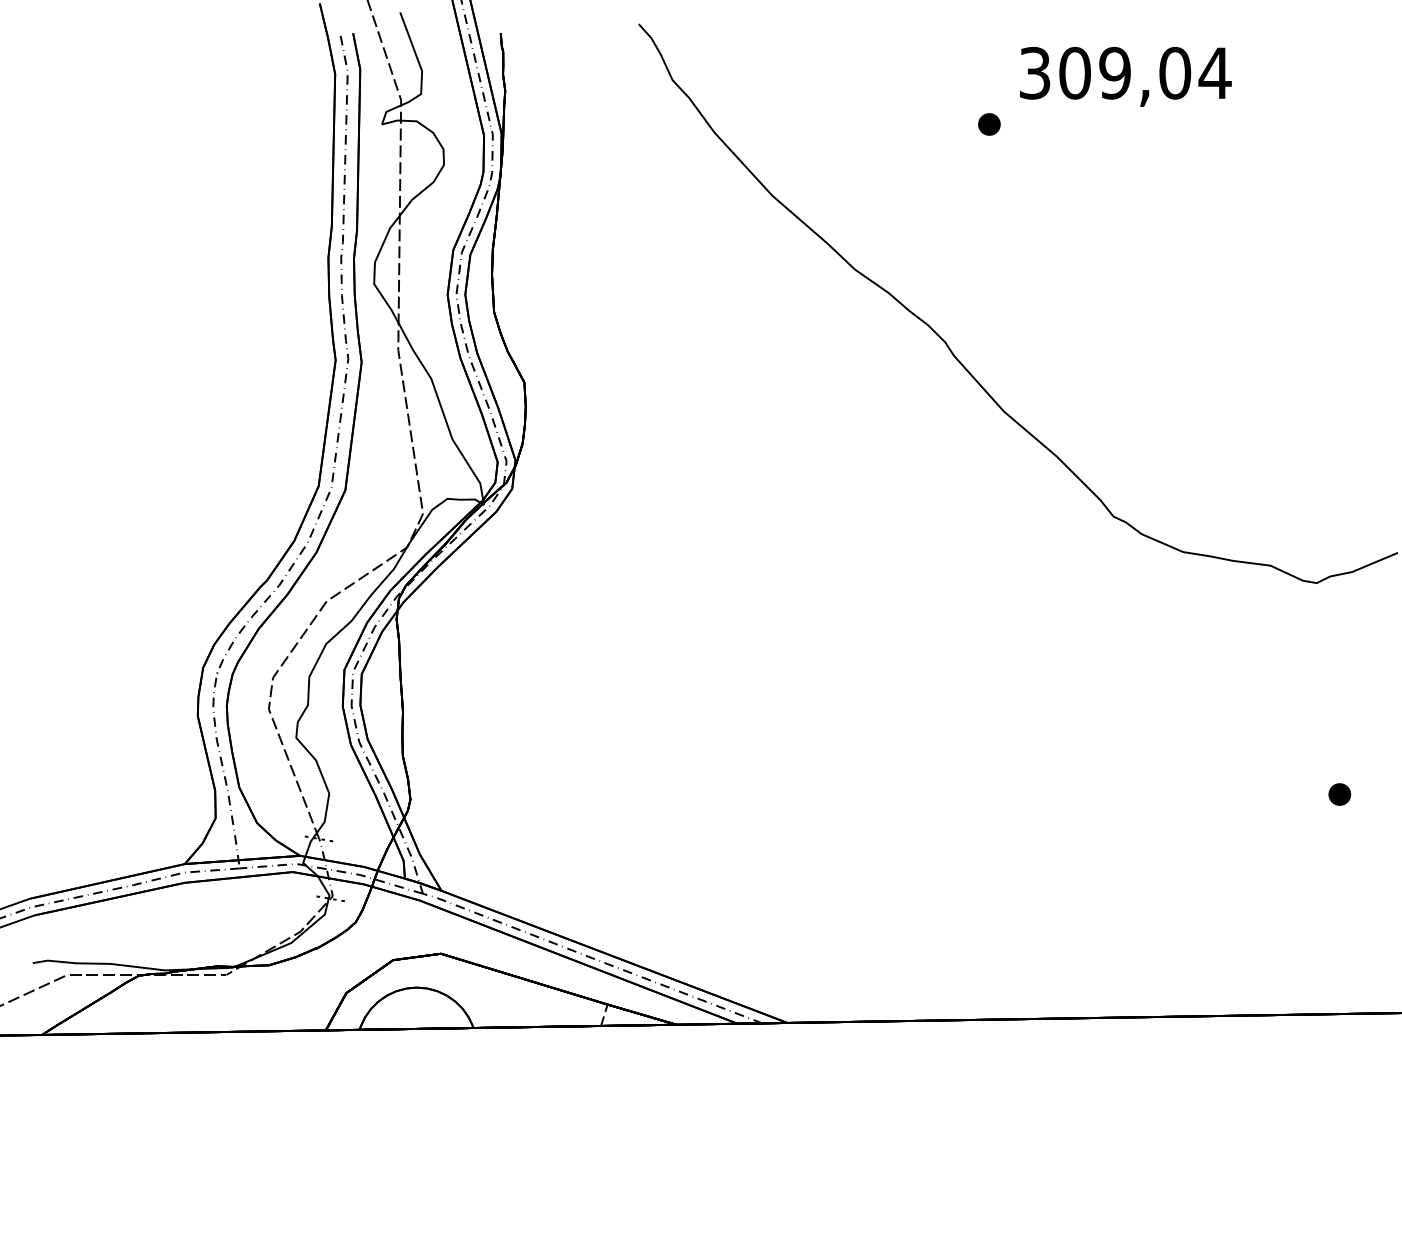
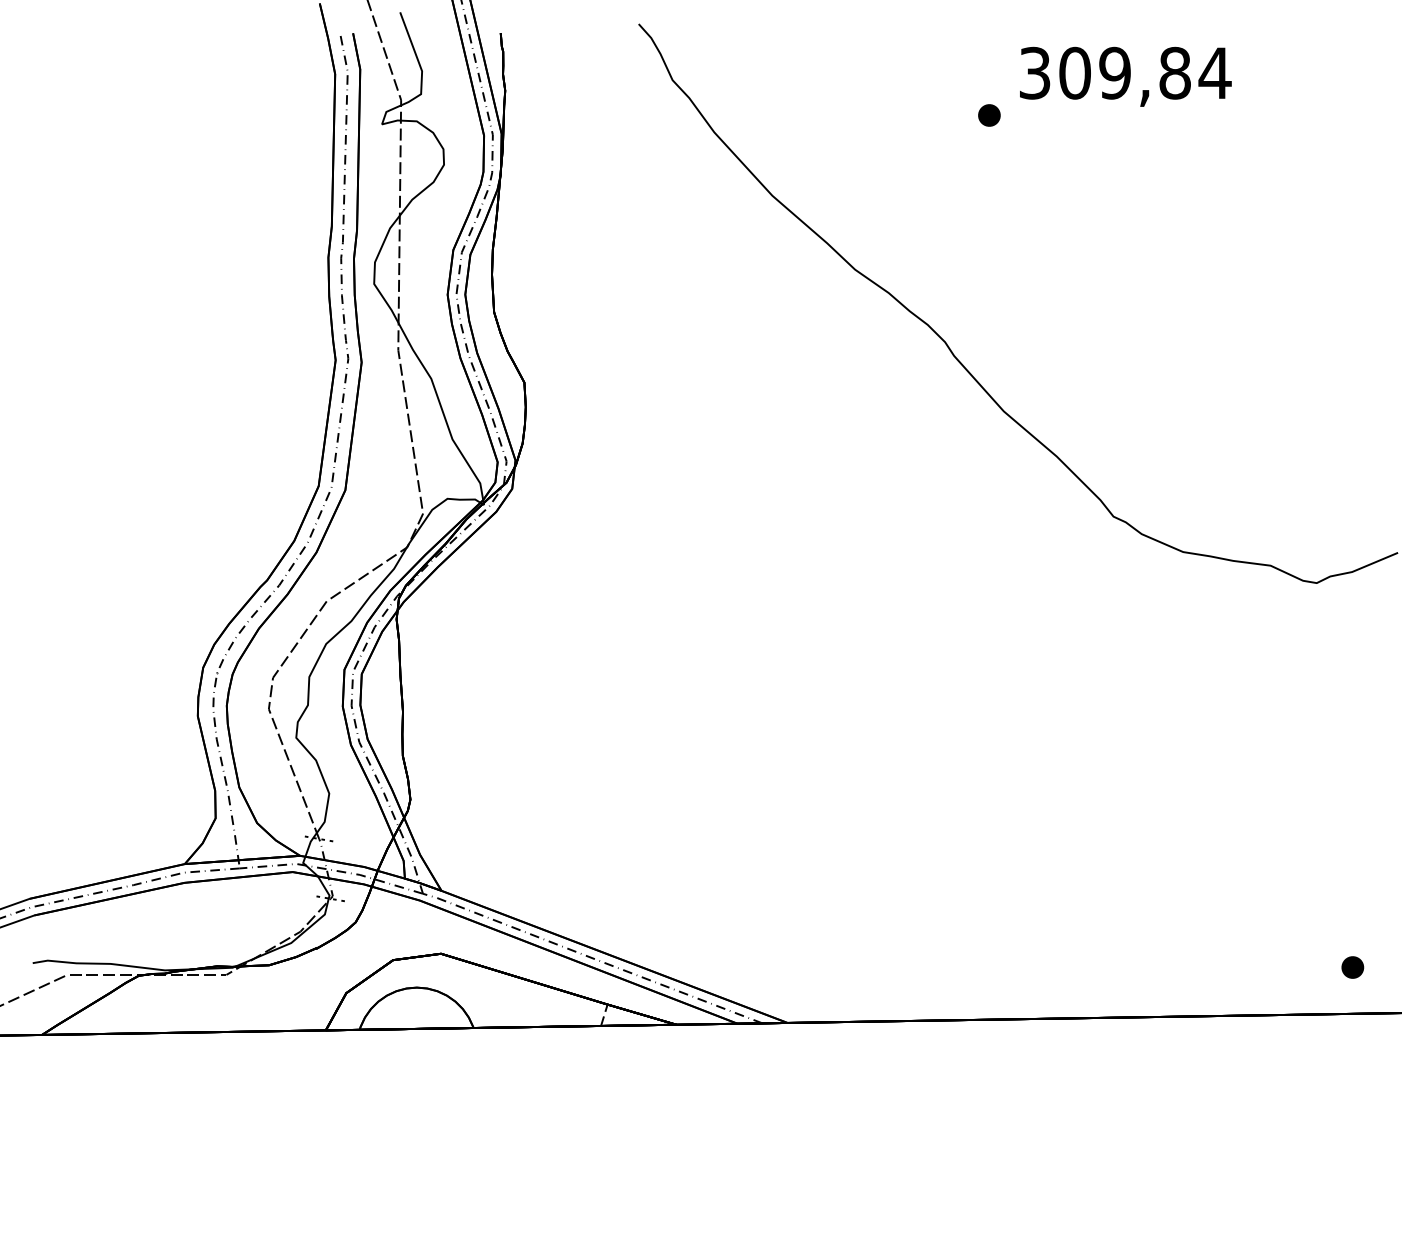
text: 309,04 -> 309,84 (1175, 73)
part position: (989, 124) -> (989, 115) (989, 115)
part position: (1339, 794) -> (1352, 967) (1352, 967)
